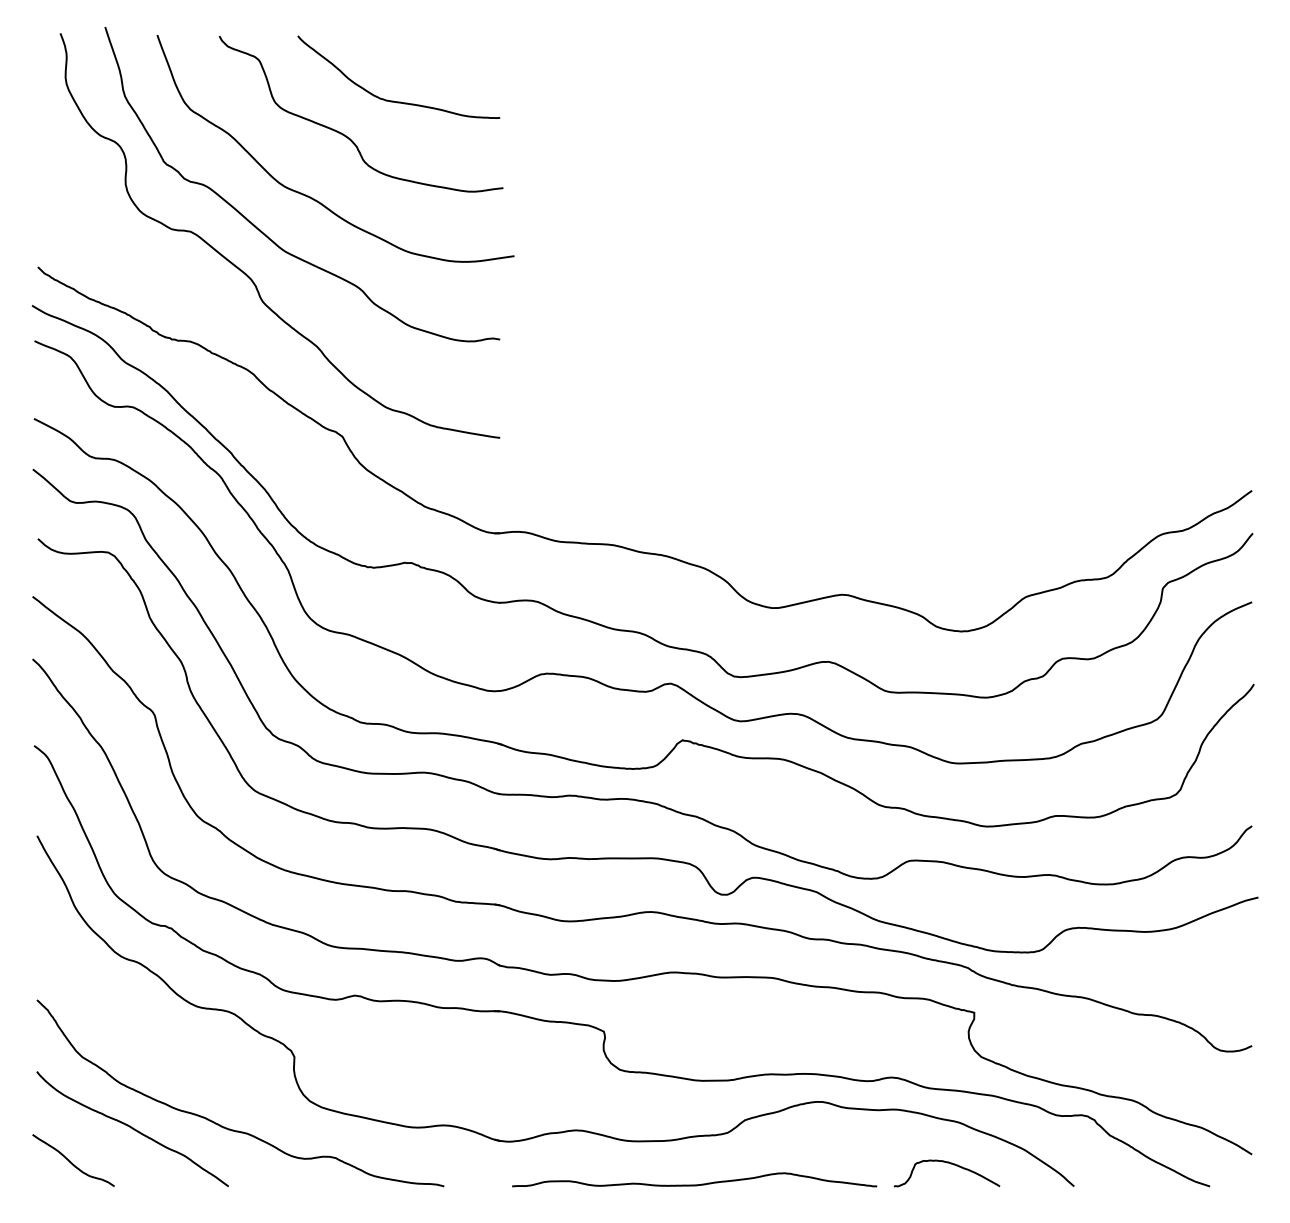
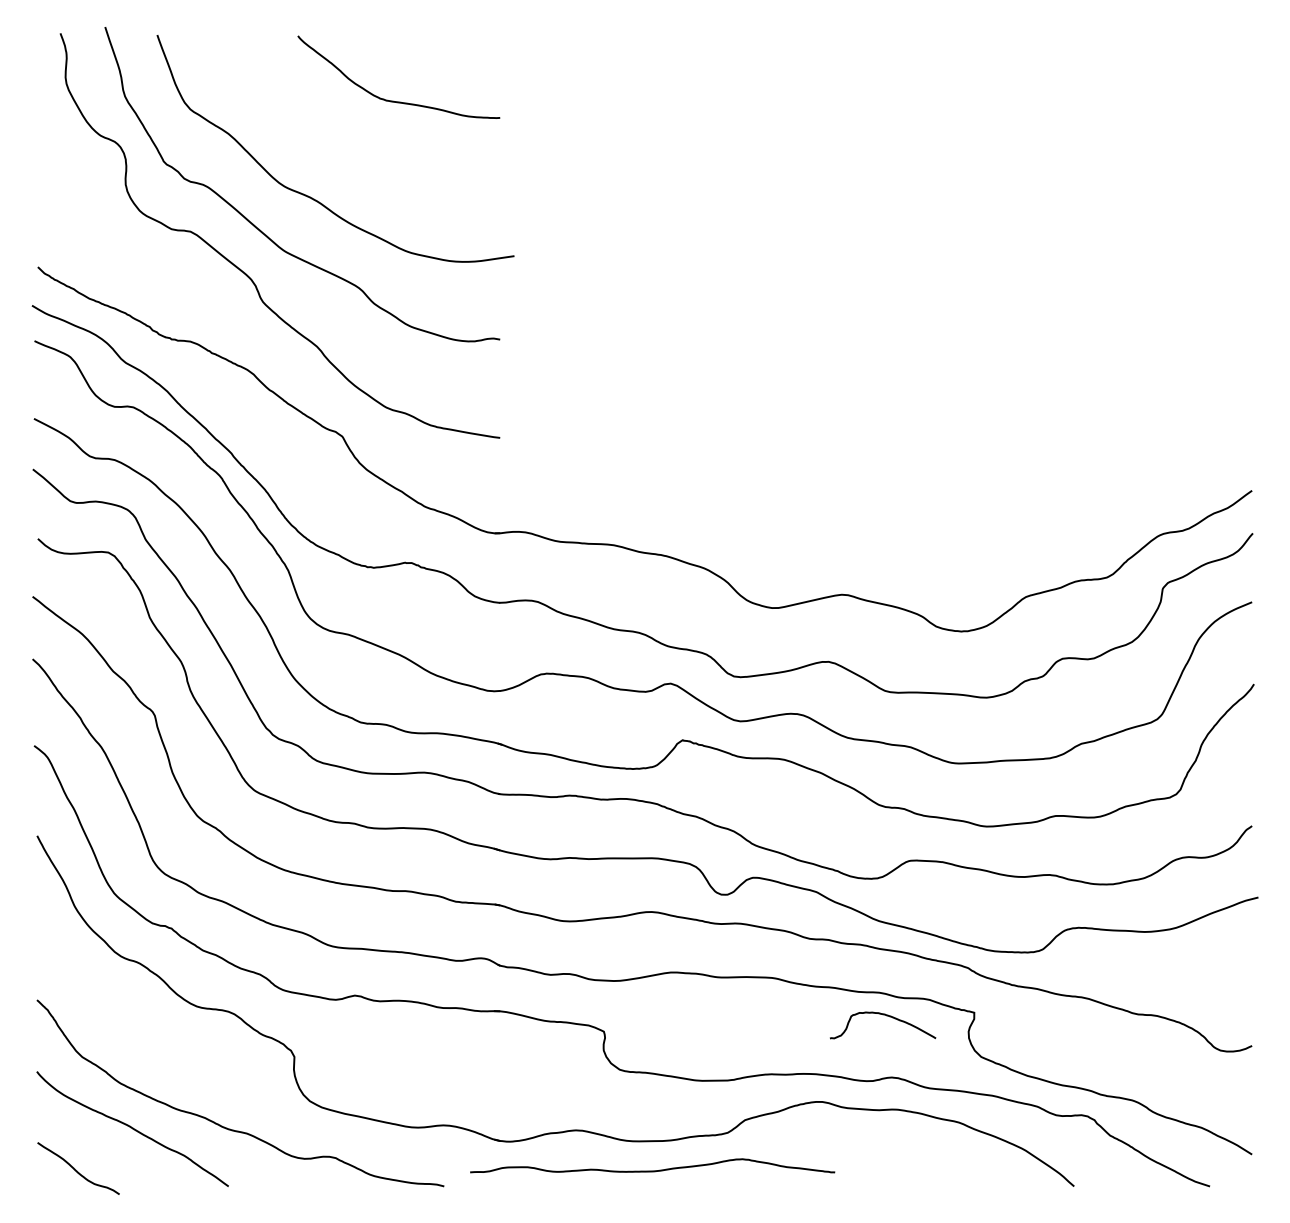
curve: present -> none (346, 135)
curve position: (71, 1161) -> (76, 1169) (76, 1169)
curve position: (950, 1164) -> (886, 1016) (886, 1016)
curve position: (694, 1184) -> (652, 1170) (652, 1170)
